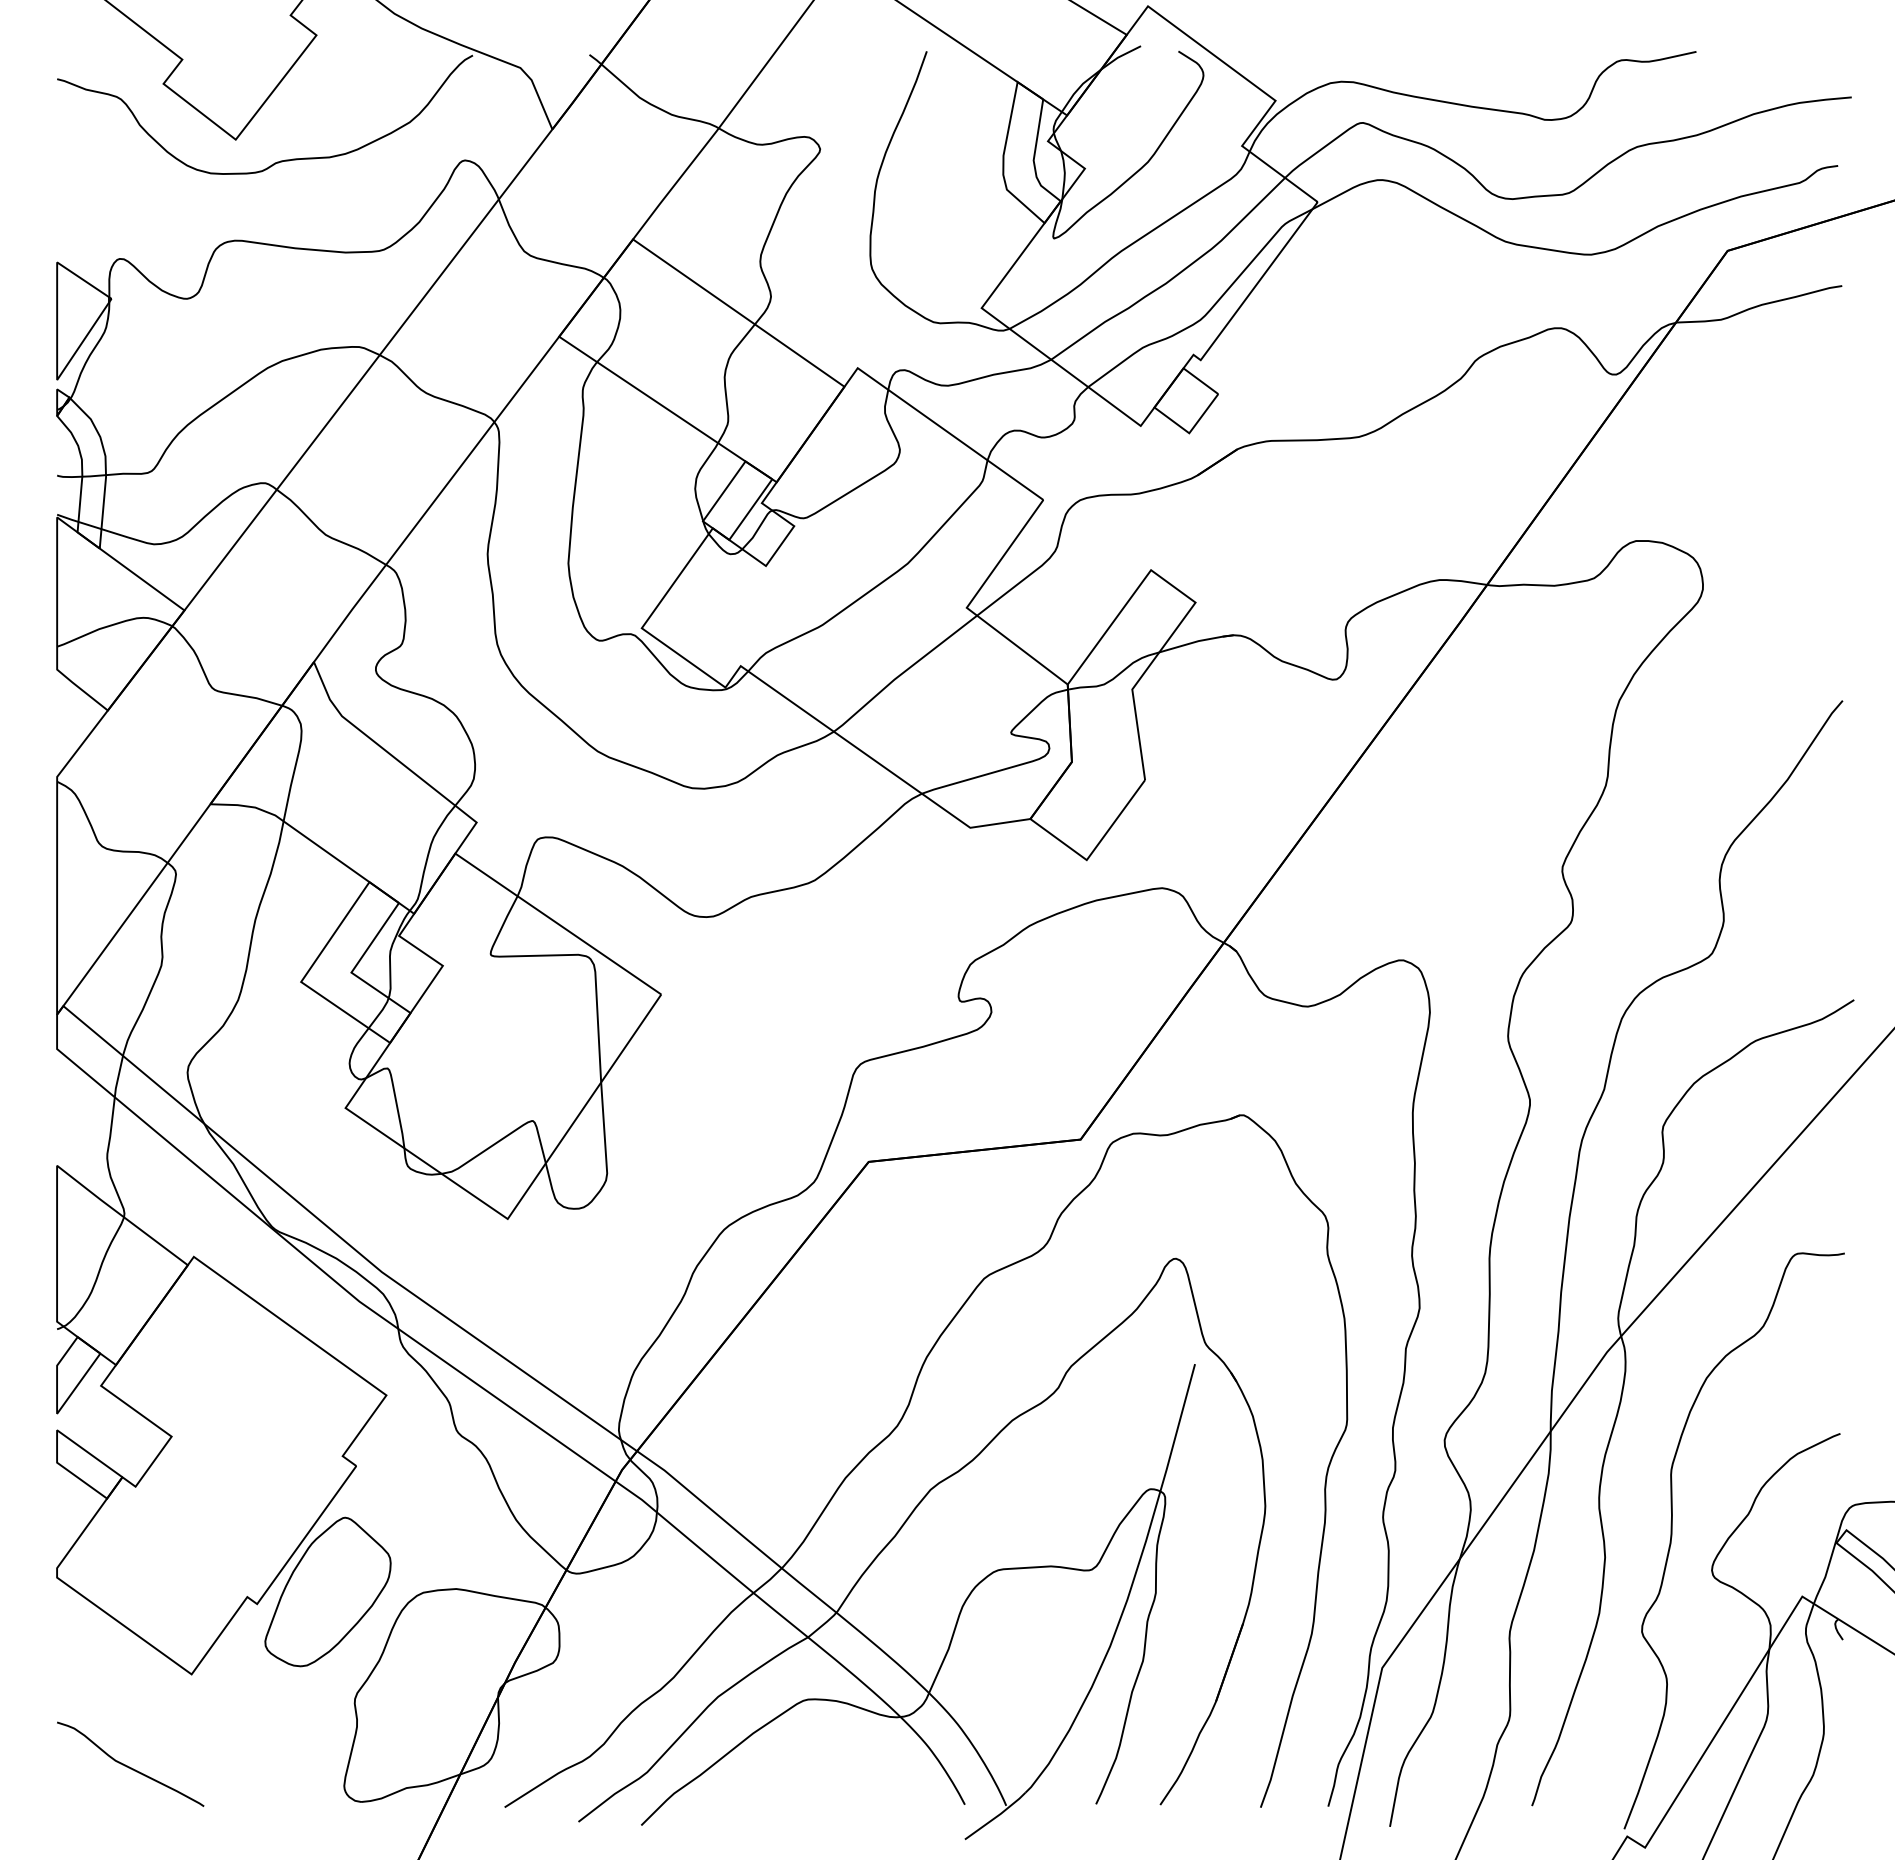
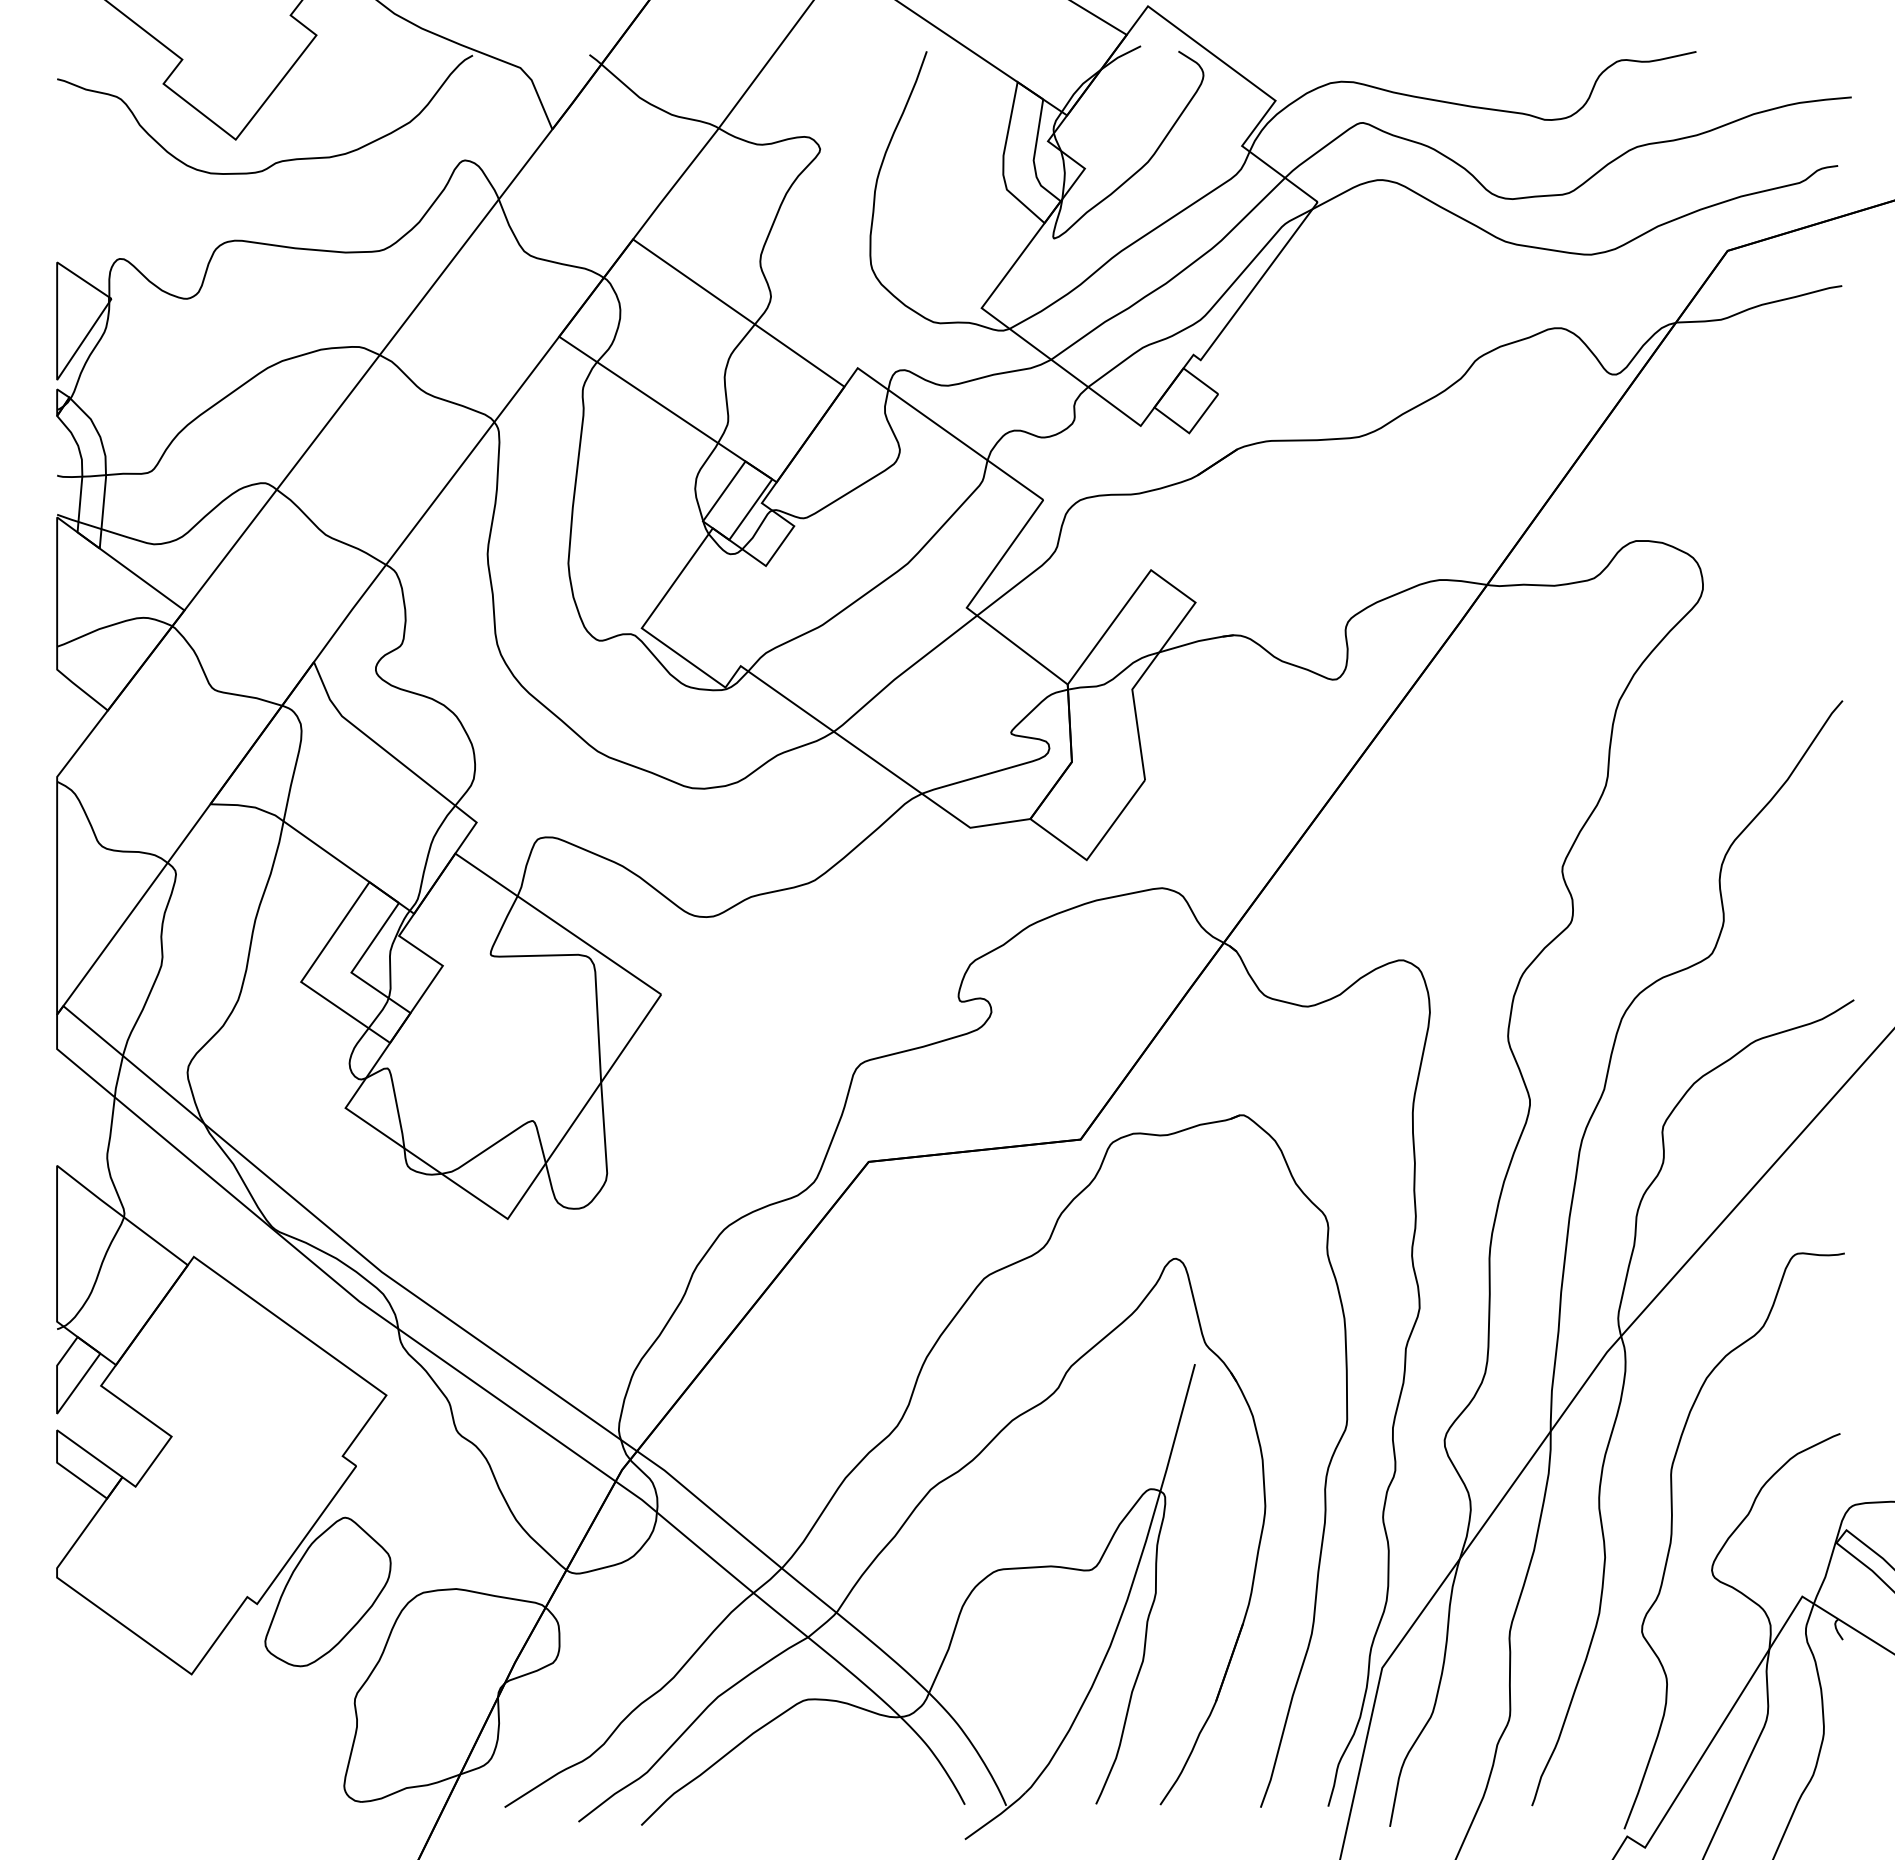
curve: present -> none (129, 1766)
